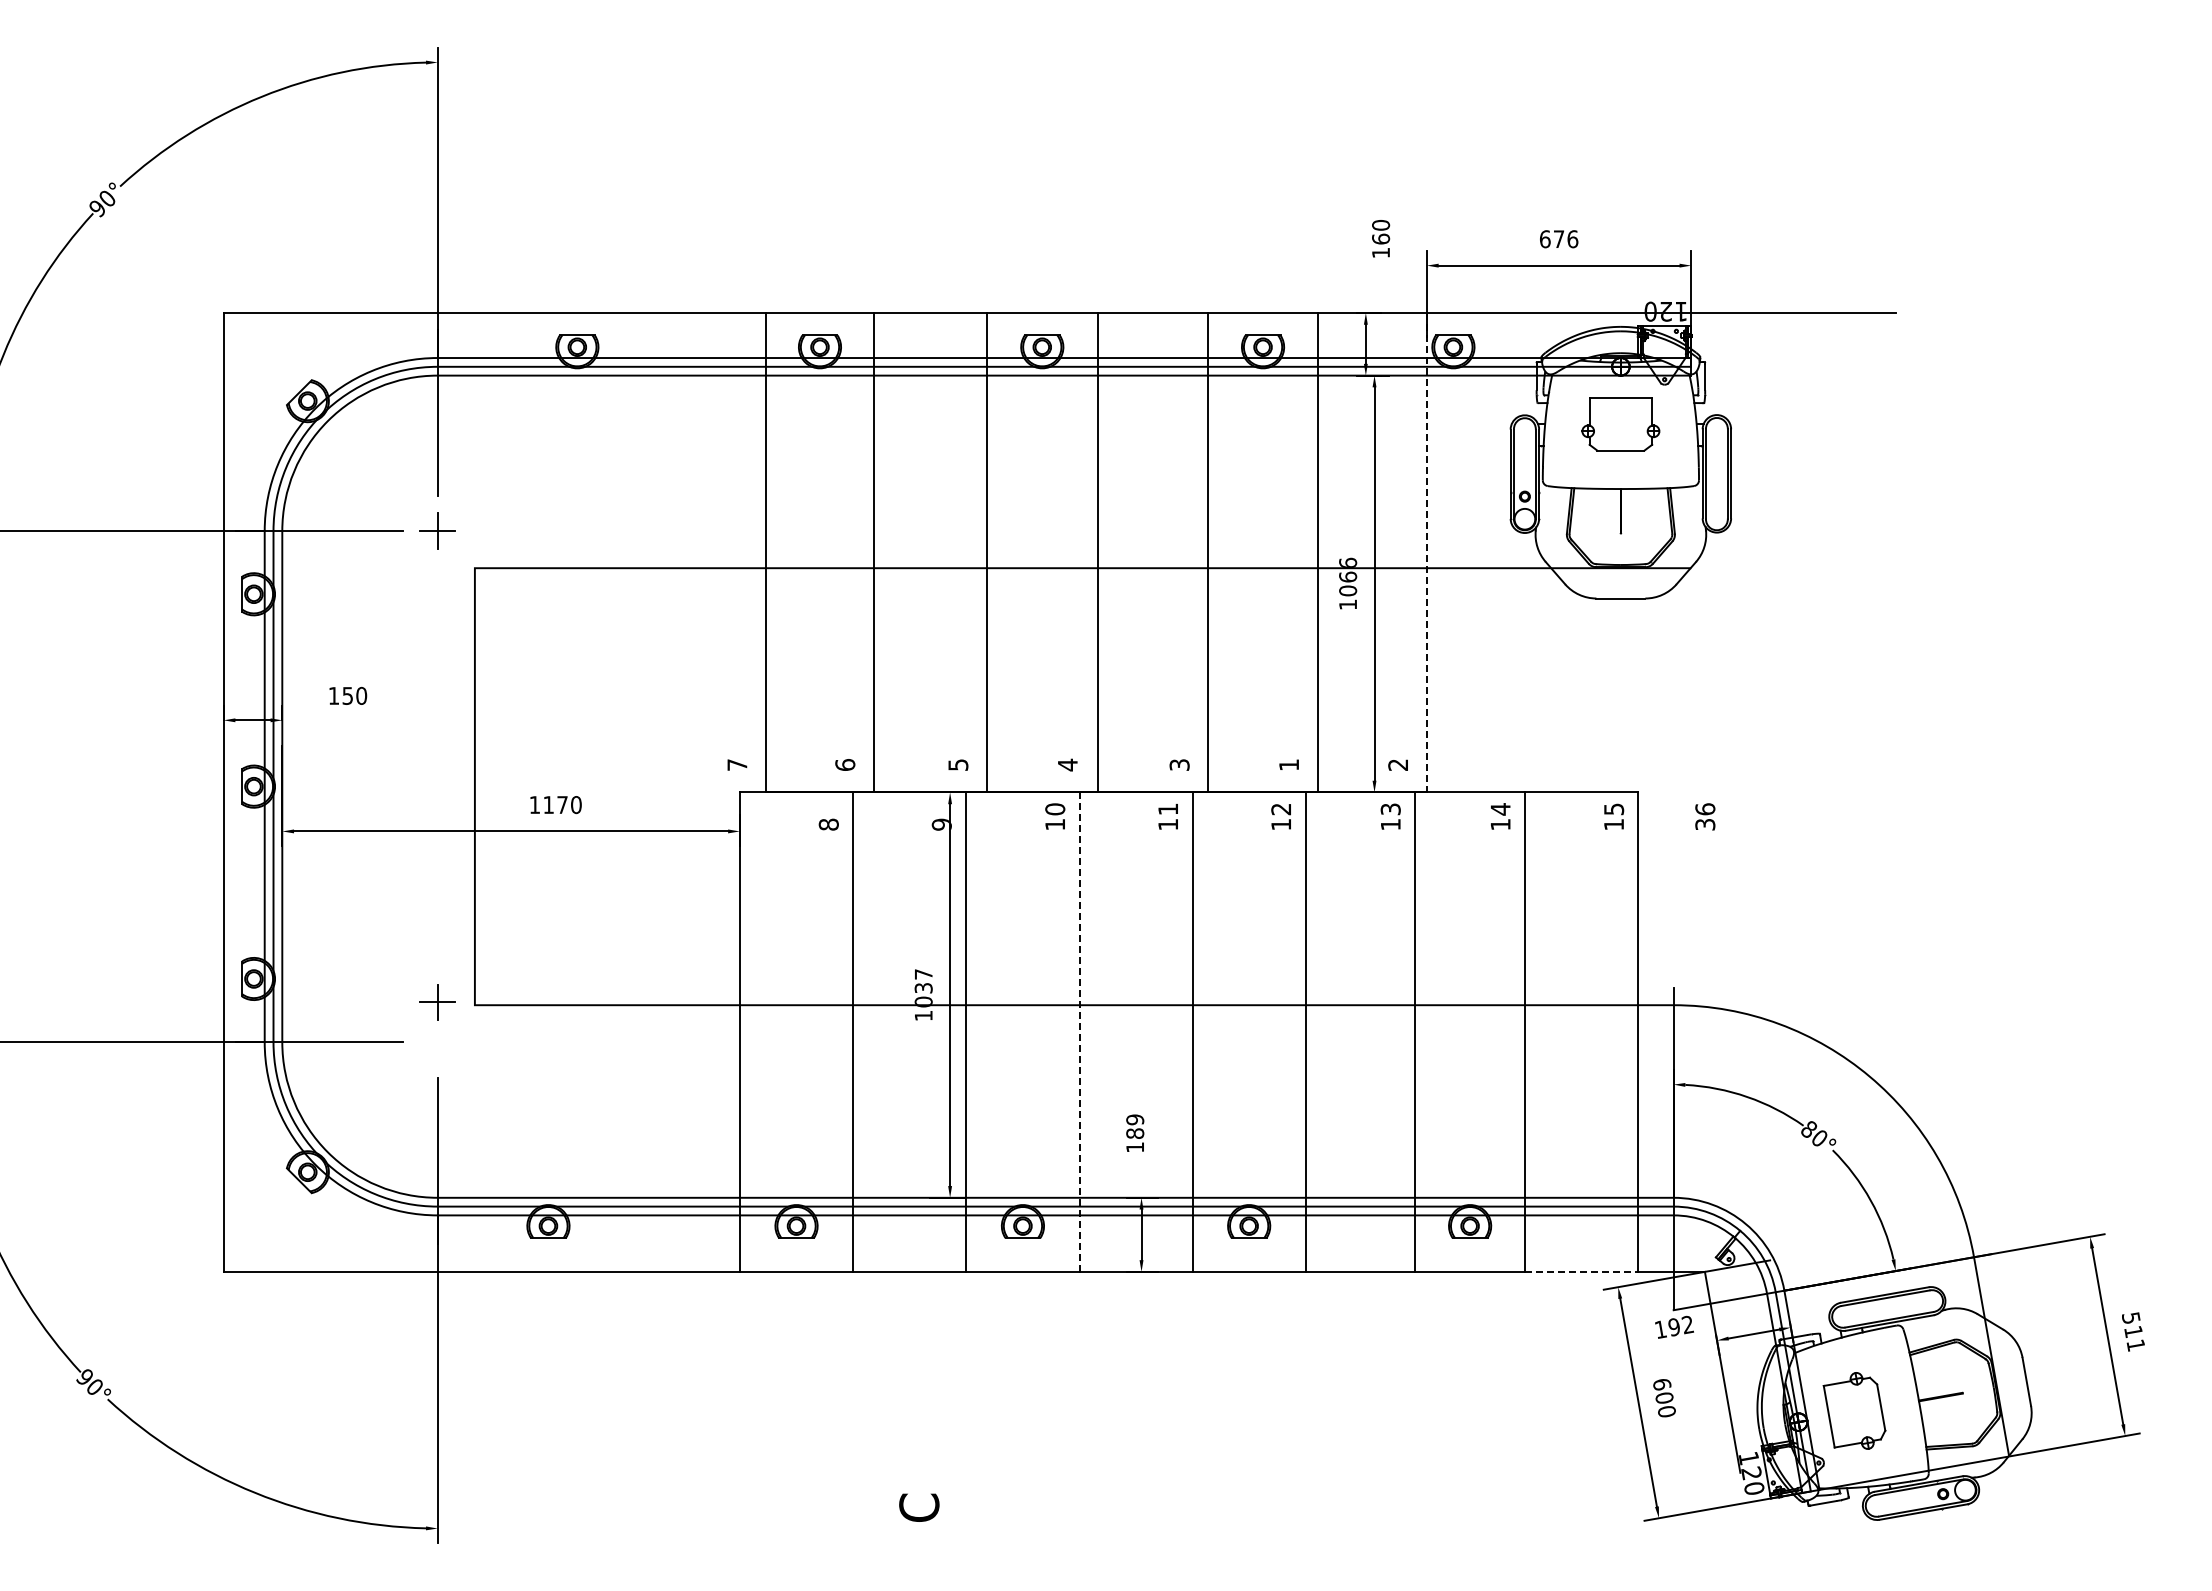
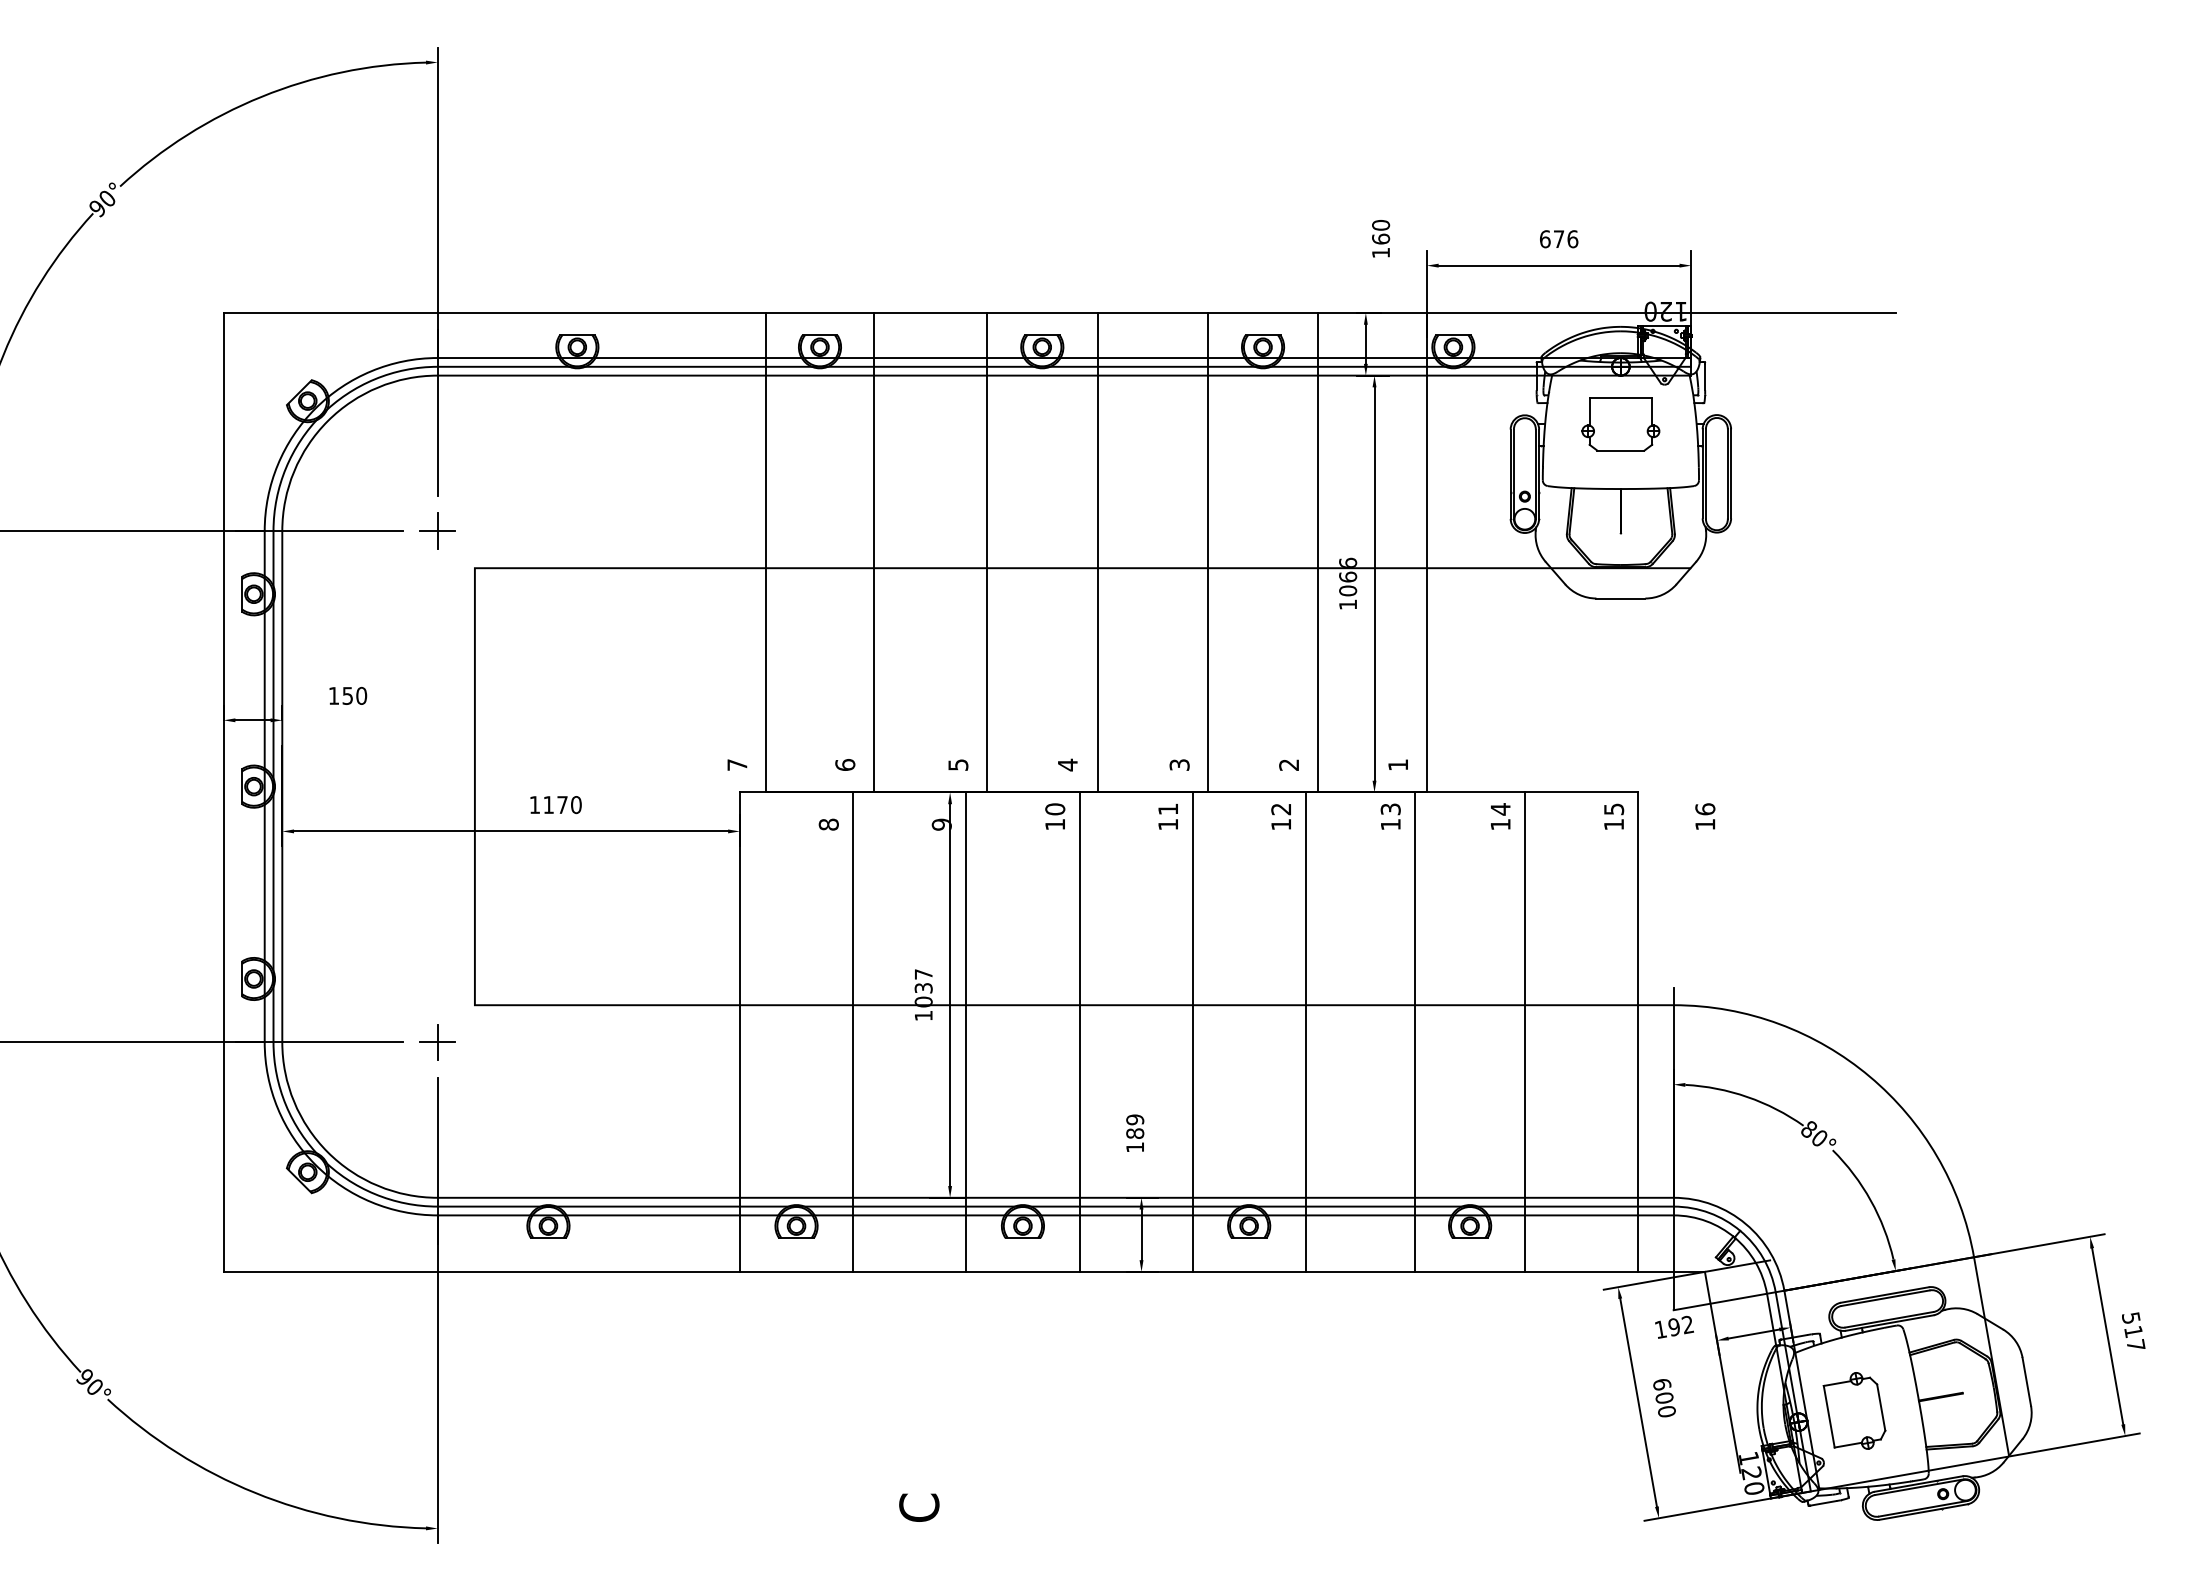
line: dashed -> solid (1426, 552)
text: 1 -> 2 (1288, 764)
text: 2 -> 1 (1397, 764)
text: 36 -> 16 (1705, 824)
part position: (437, 1002) -> (437, 1042) (437, 1042)
line: dashed -> solid (1079, 1032)
line: dashed -> solid (1581, 1271)
text: 511 -> 517 (2135, 1345)
